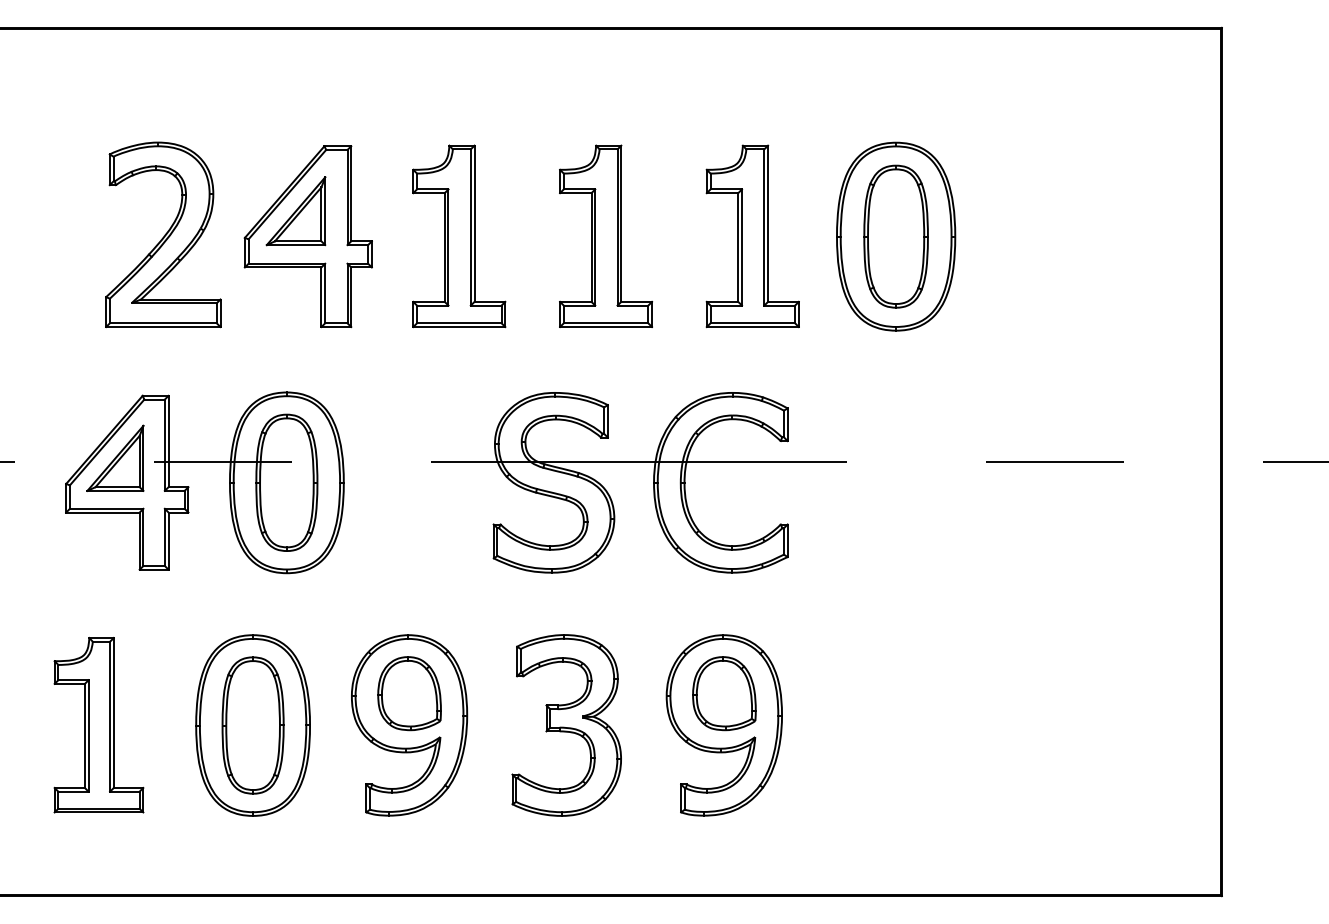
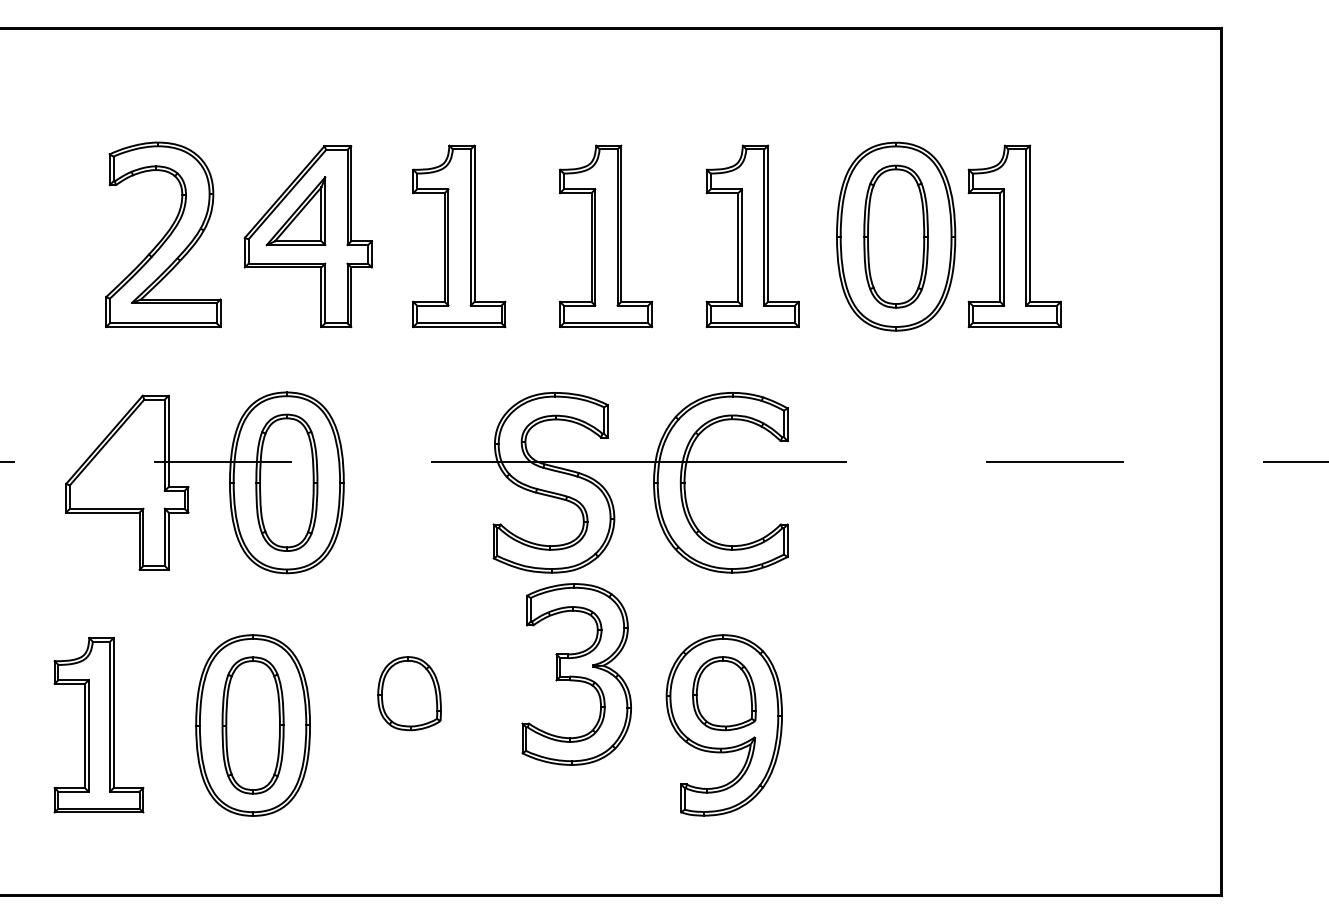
part: none -> present (1014, 236)
part: present -> none (115, 457)
part: present -> none (409, 725)
part position: (566, 725) -> (576, 674) (576, 674)
